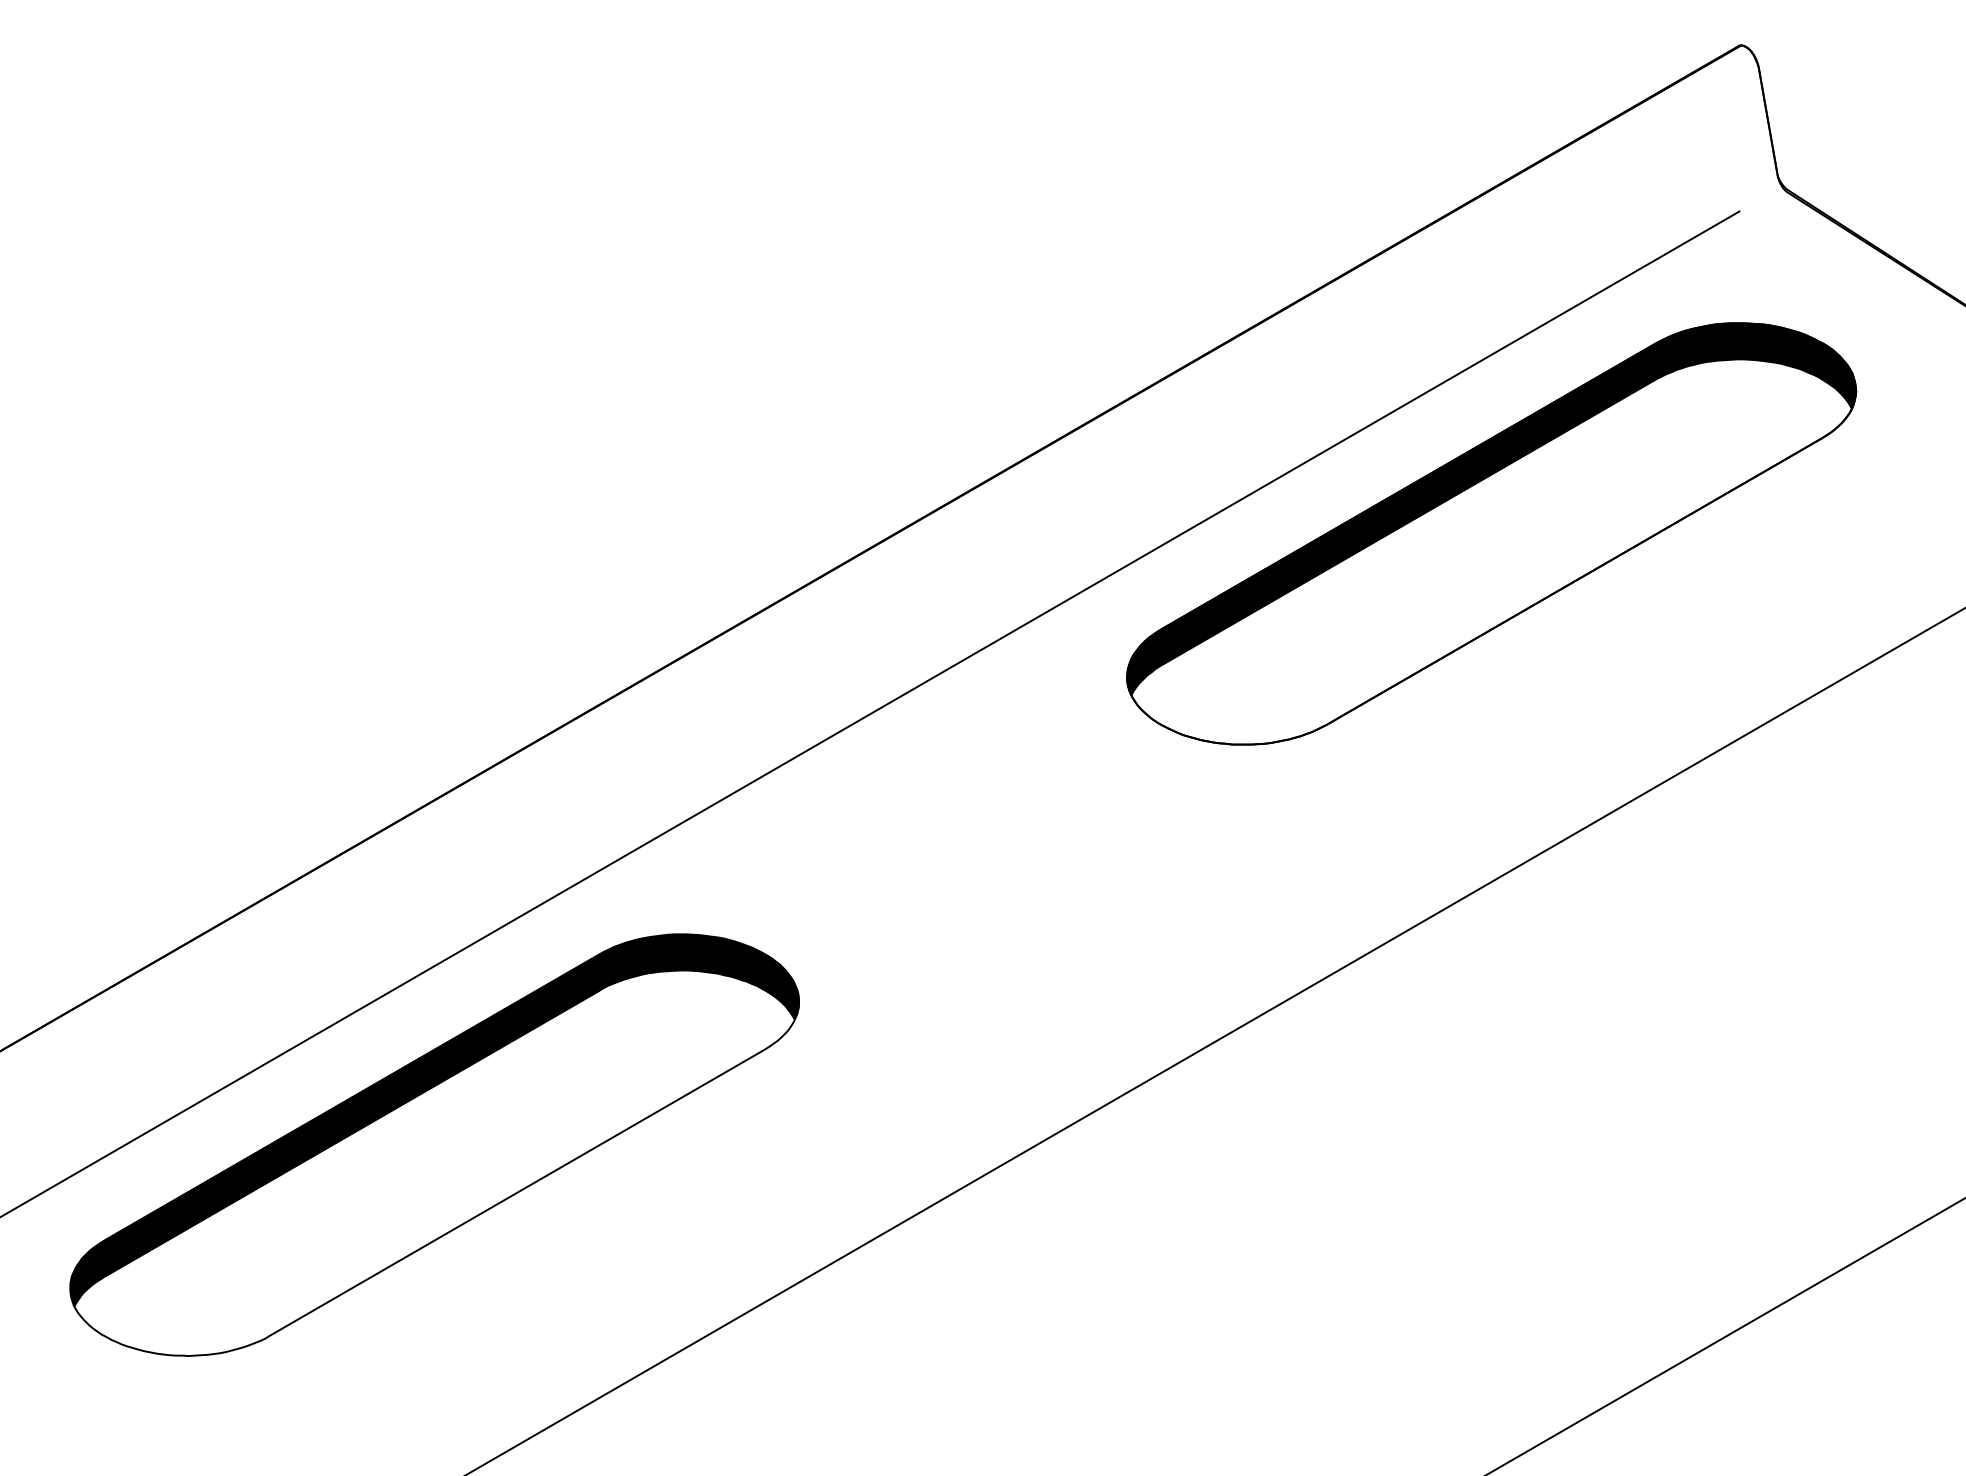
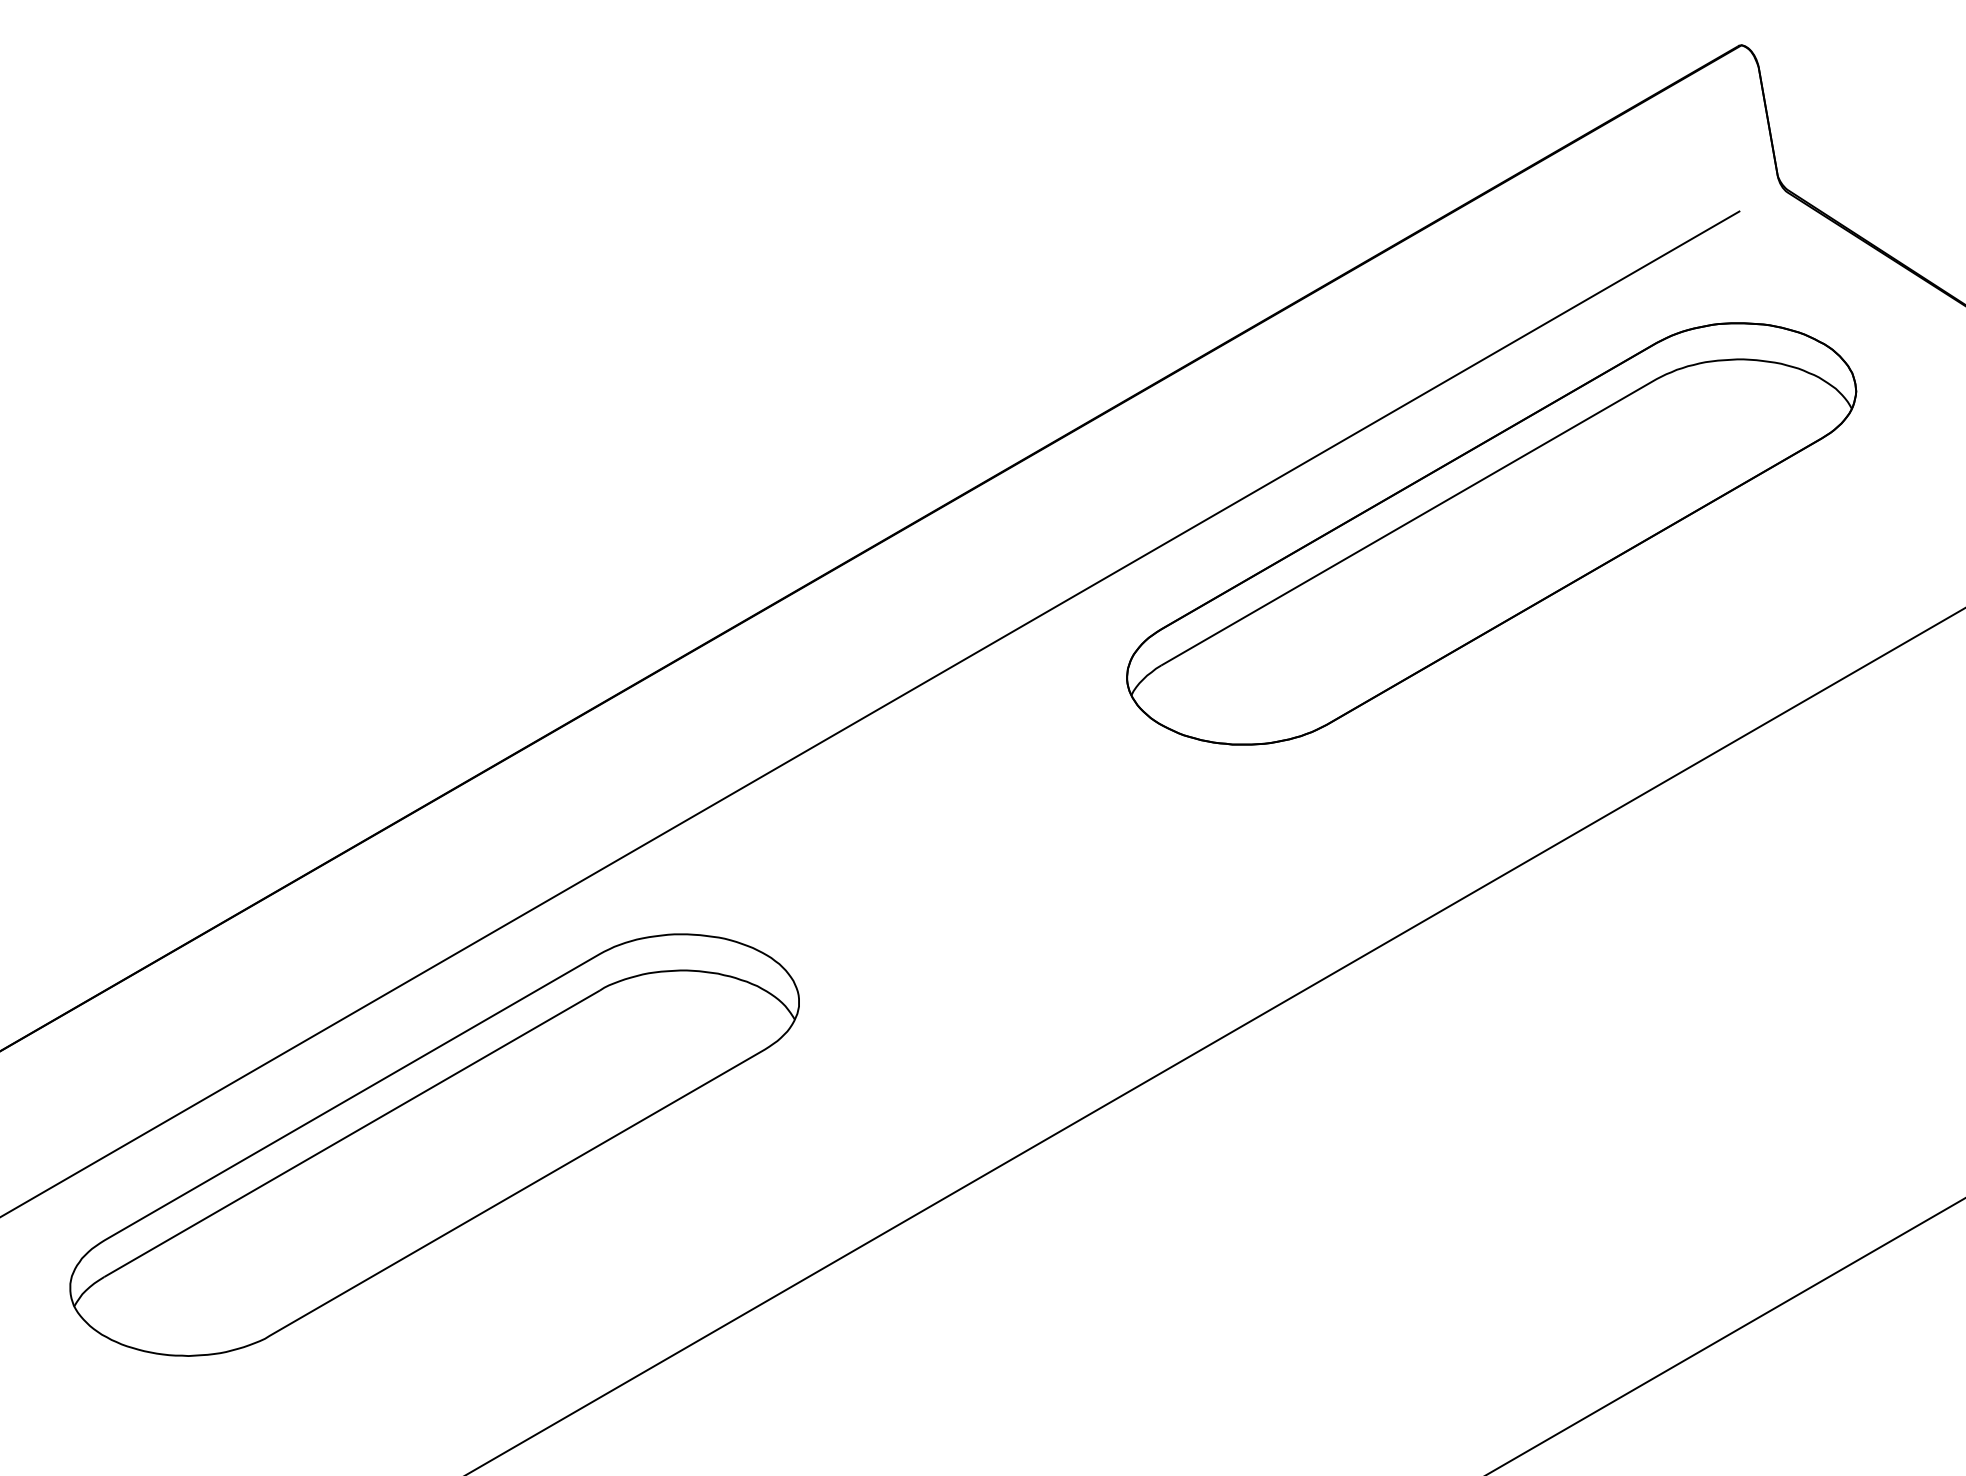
fill: present -> none (1491, 509)
fill: present -> none (434, 1120)
